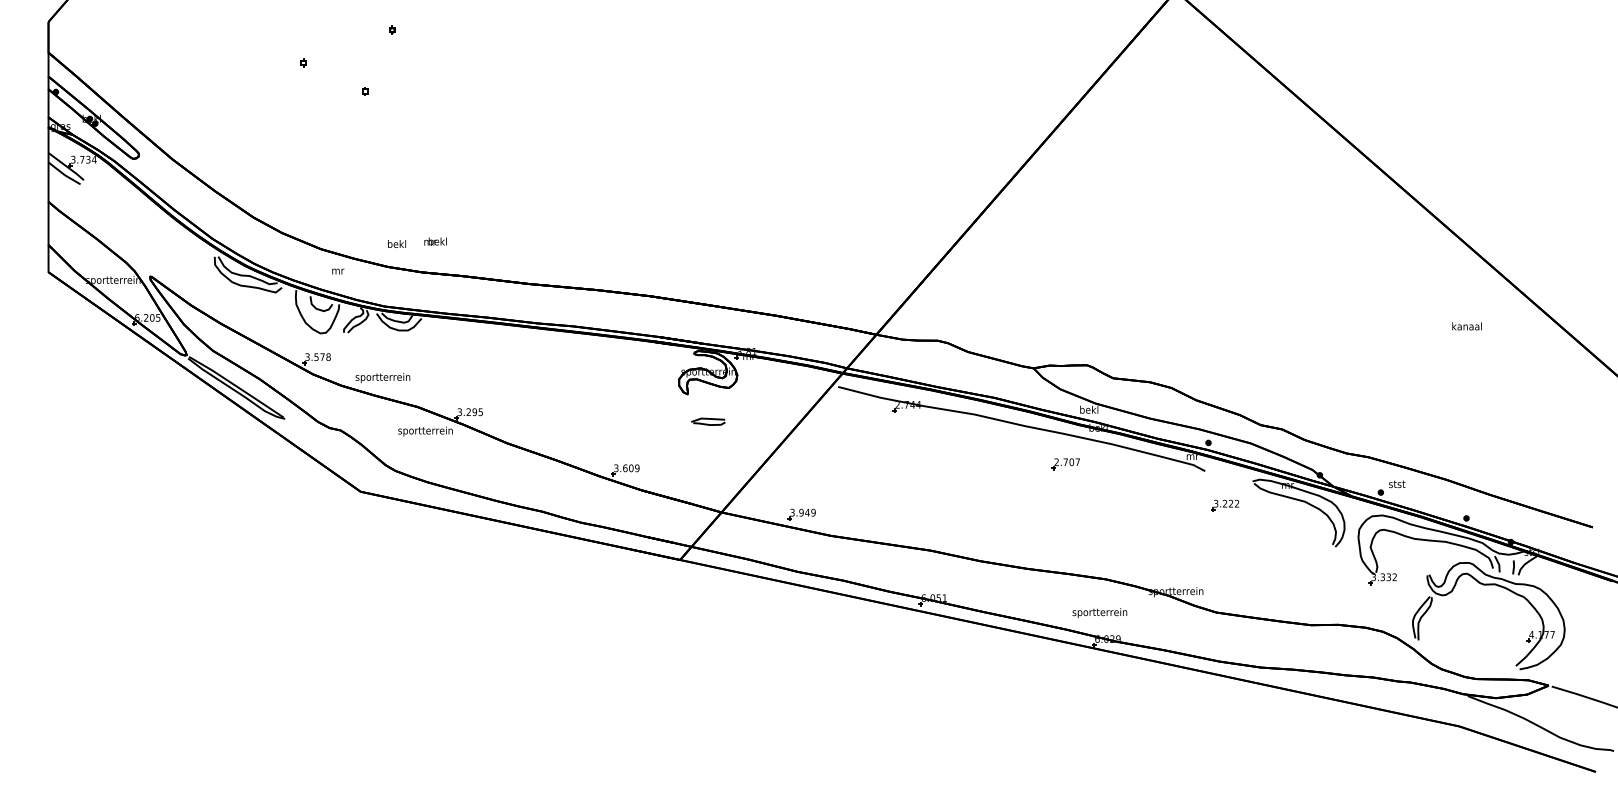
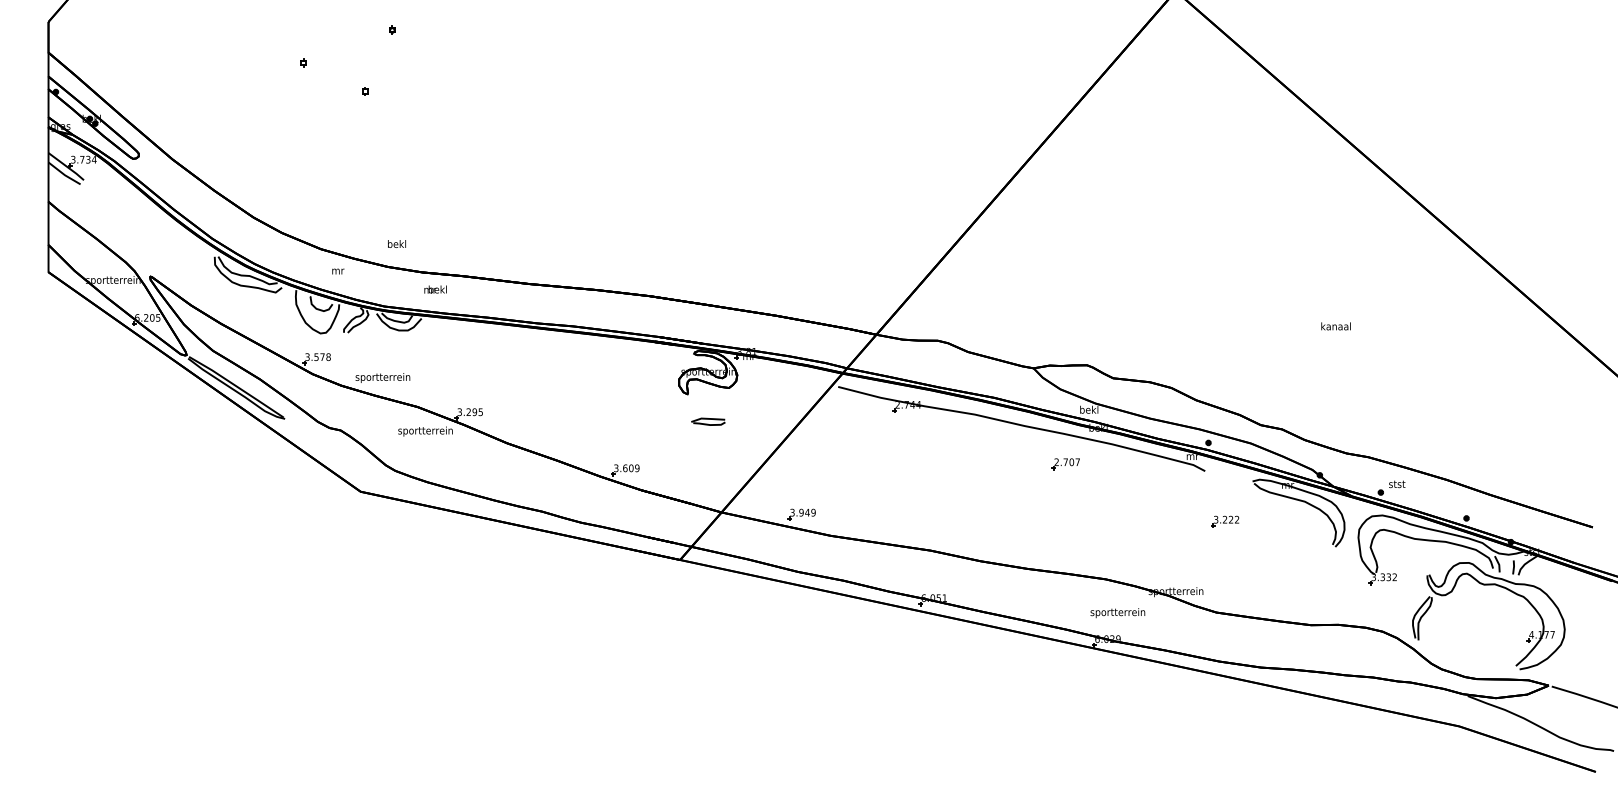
text position: (435, 241) -> (435, 289) (435, 289)
text position: (1466, 326) -> (1335, 326) (1335, 326)
part position: (1225, 505) -> (1225, 521) (1225, 521)
text position: (1099, 613) -> (1117, 613) (1117, 613)
